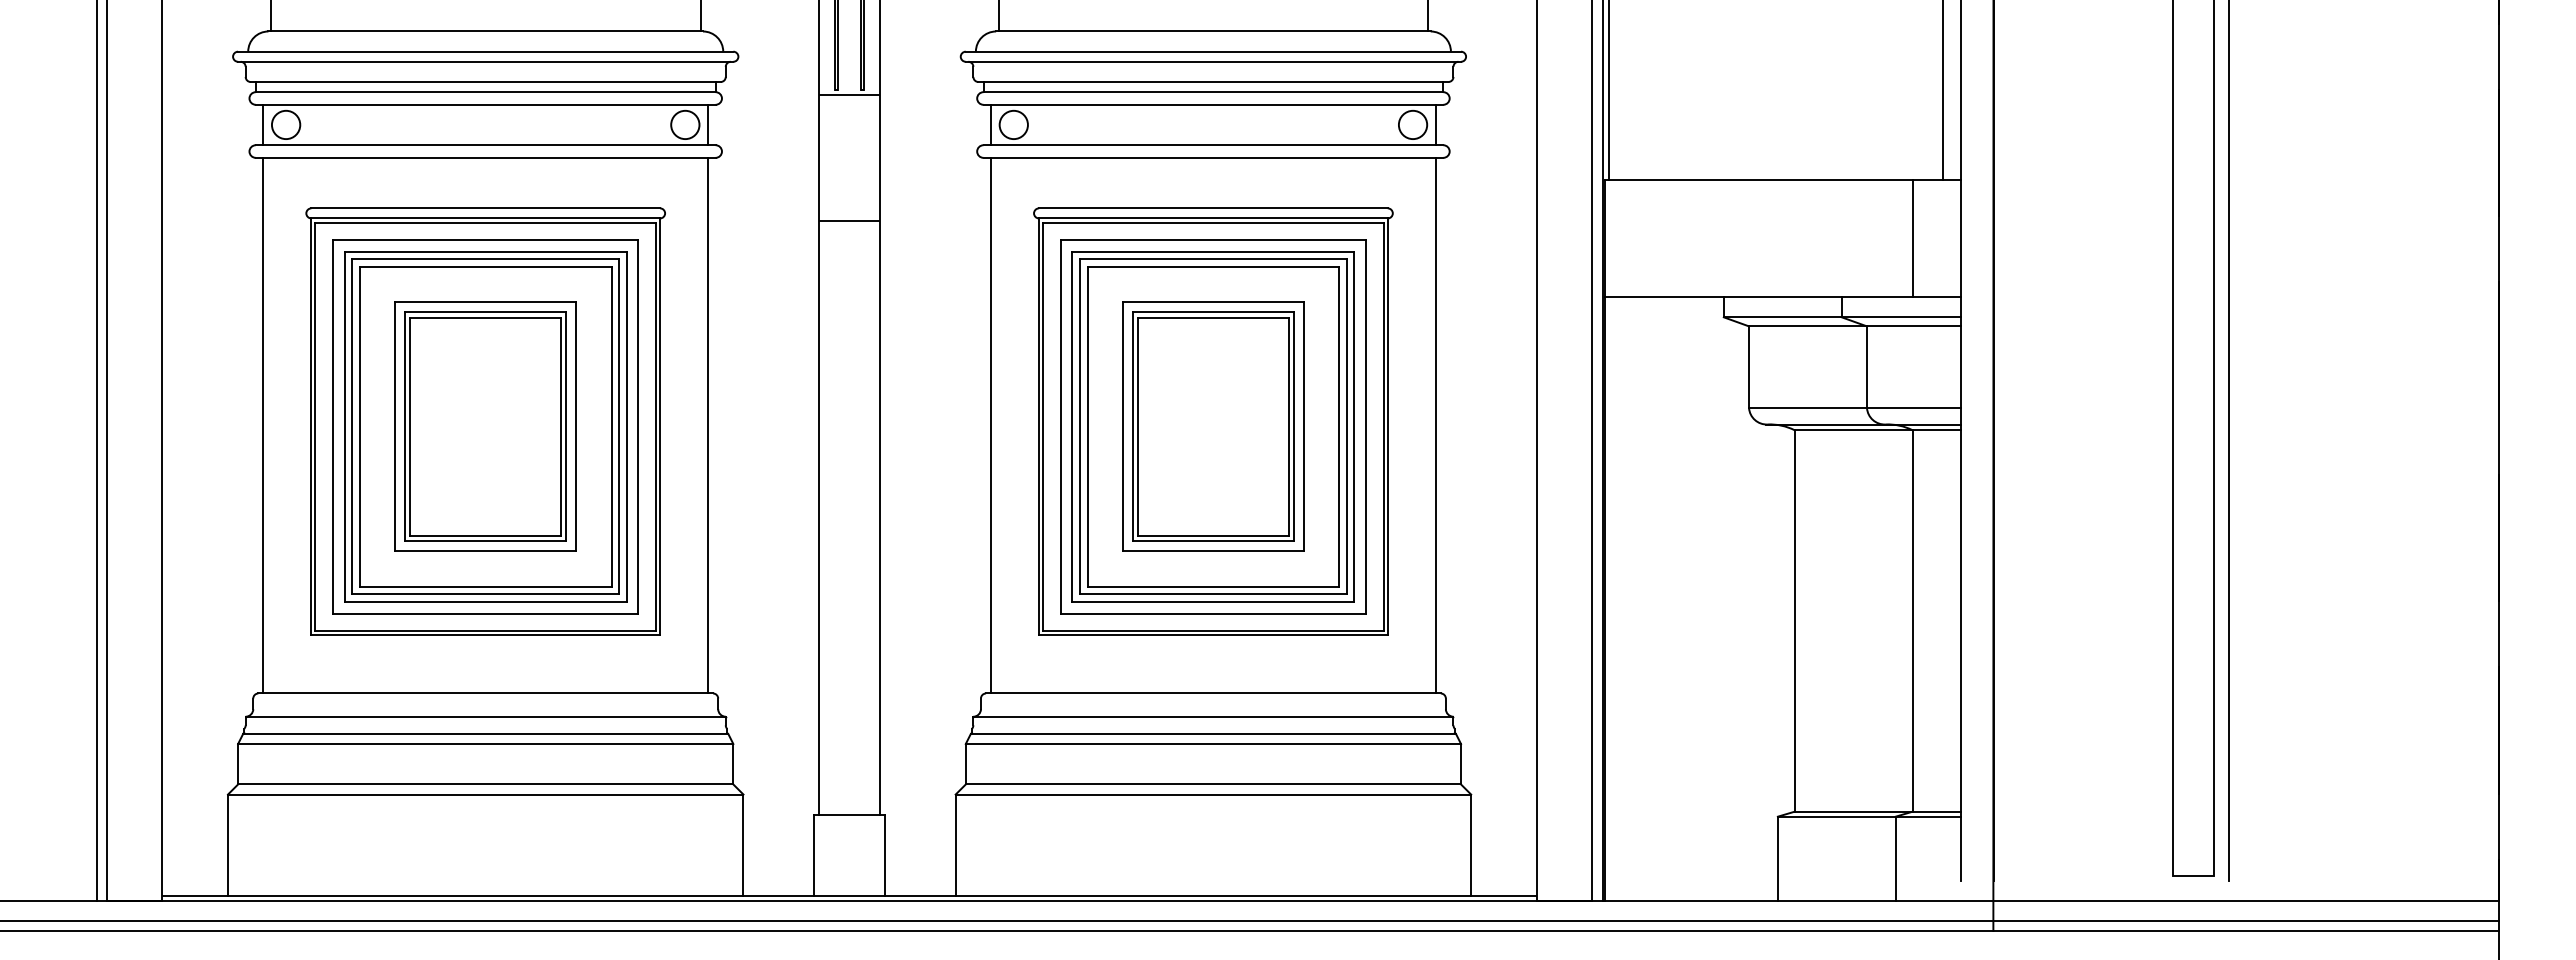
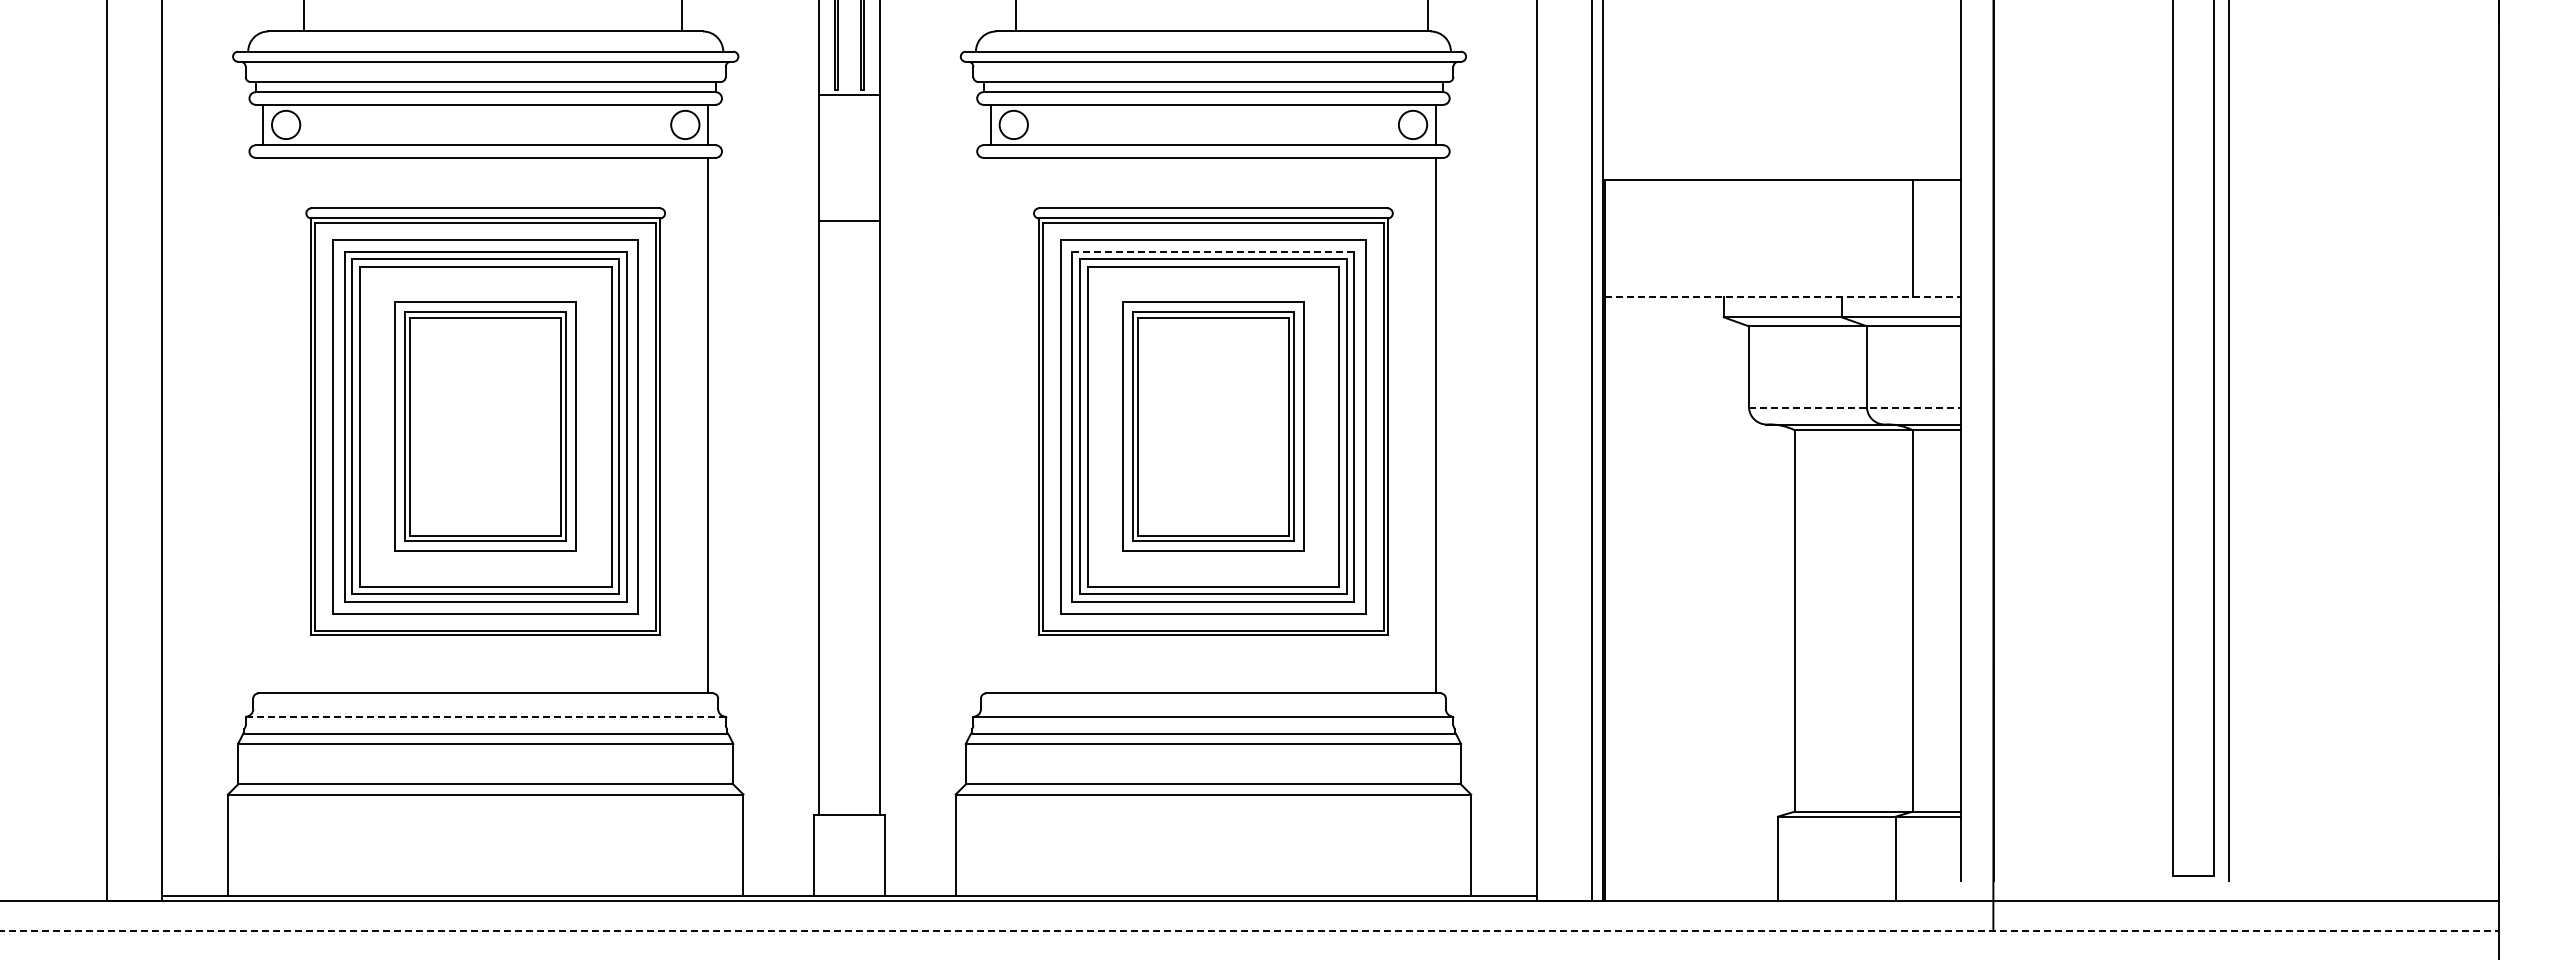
line position: (270, 16) -> (303, 16) (303, 16)
line position: (700, 16) -> (681, 16) (681, 16)
line position: (998, 16) -> (1015, 16) (1015, 16)
line: present -> none (1609, 91)
line: present -> none (1942, 91)
line: solid -> dashed (1213, 251)
line: solid -> dashed (1782, 296)
line: solid -> dashed (1854, 408)
line: present -> none (263, 425)
line: present -> none (991, 425)
line: present -> none (96, 451)
line: solid -> dashed (486, 716)
line: present -> none (1250, 920)
line: solid -> dashed (1250, 931)
